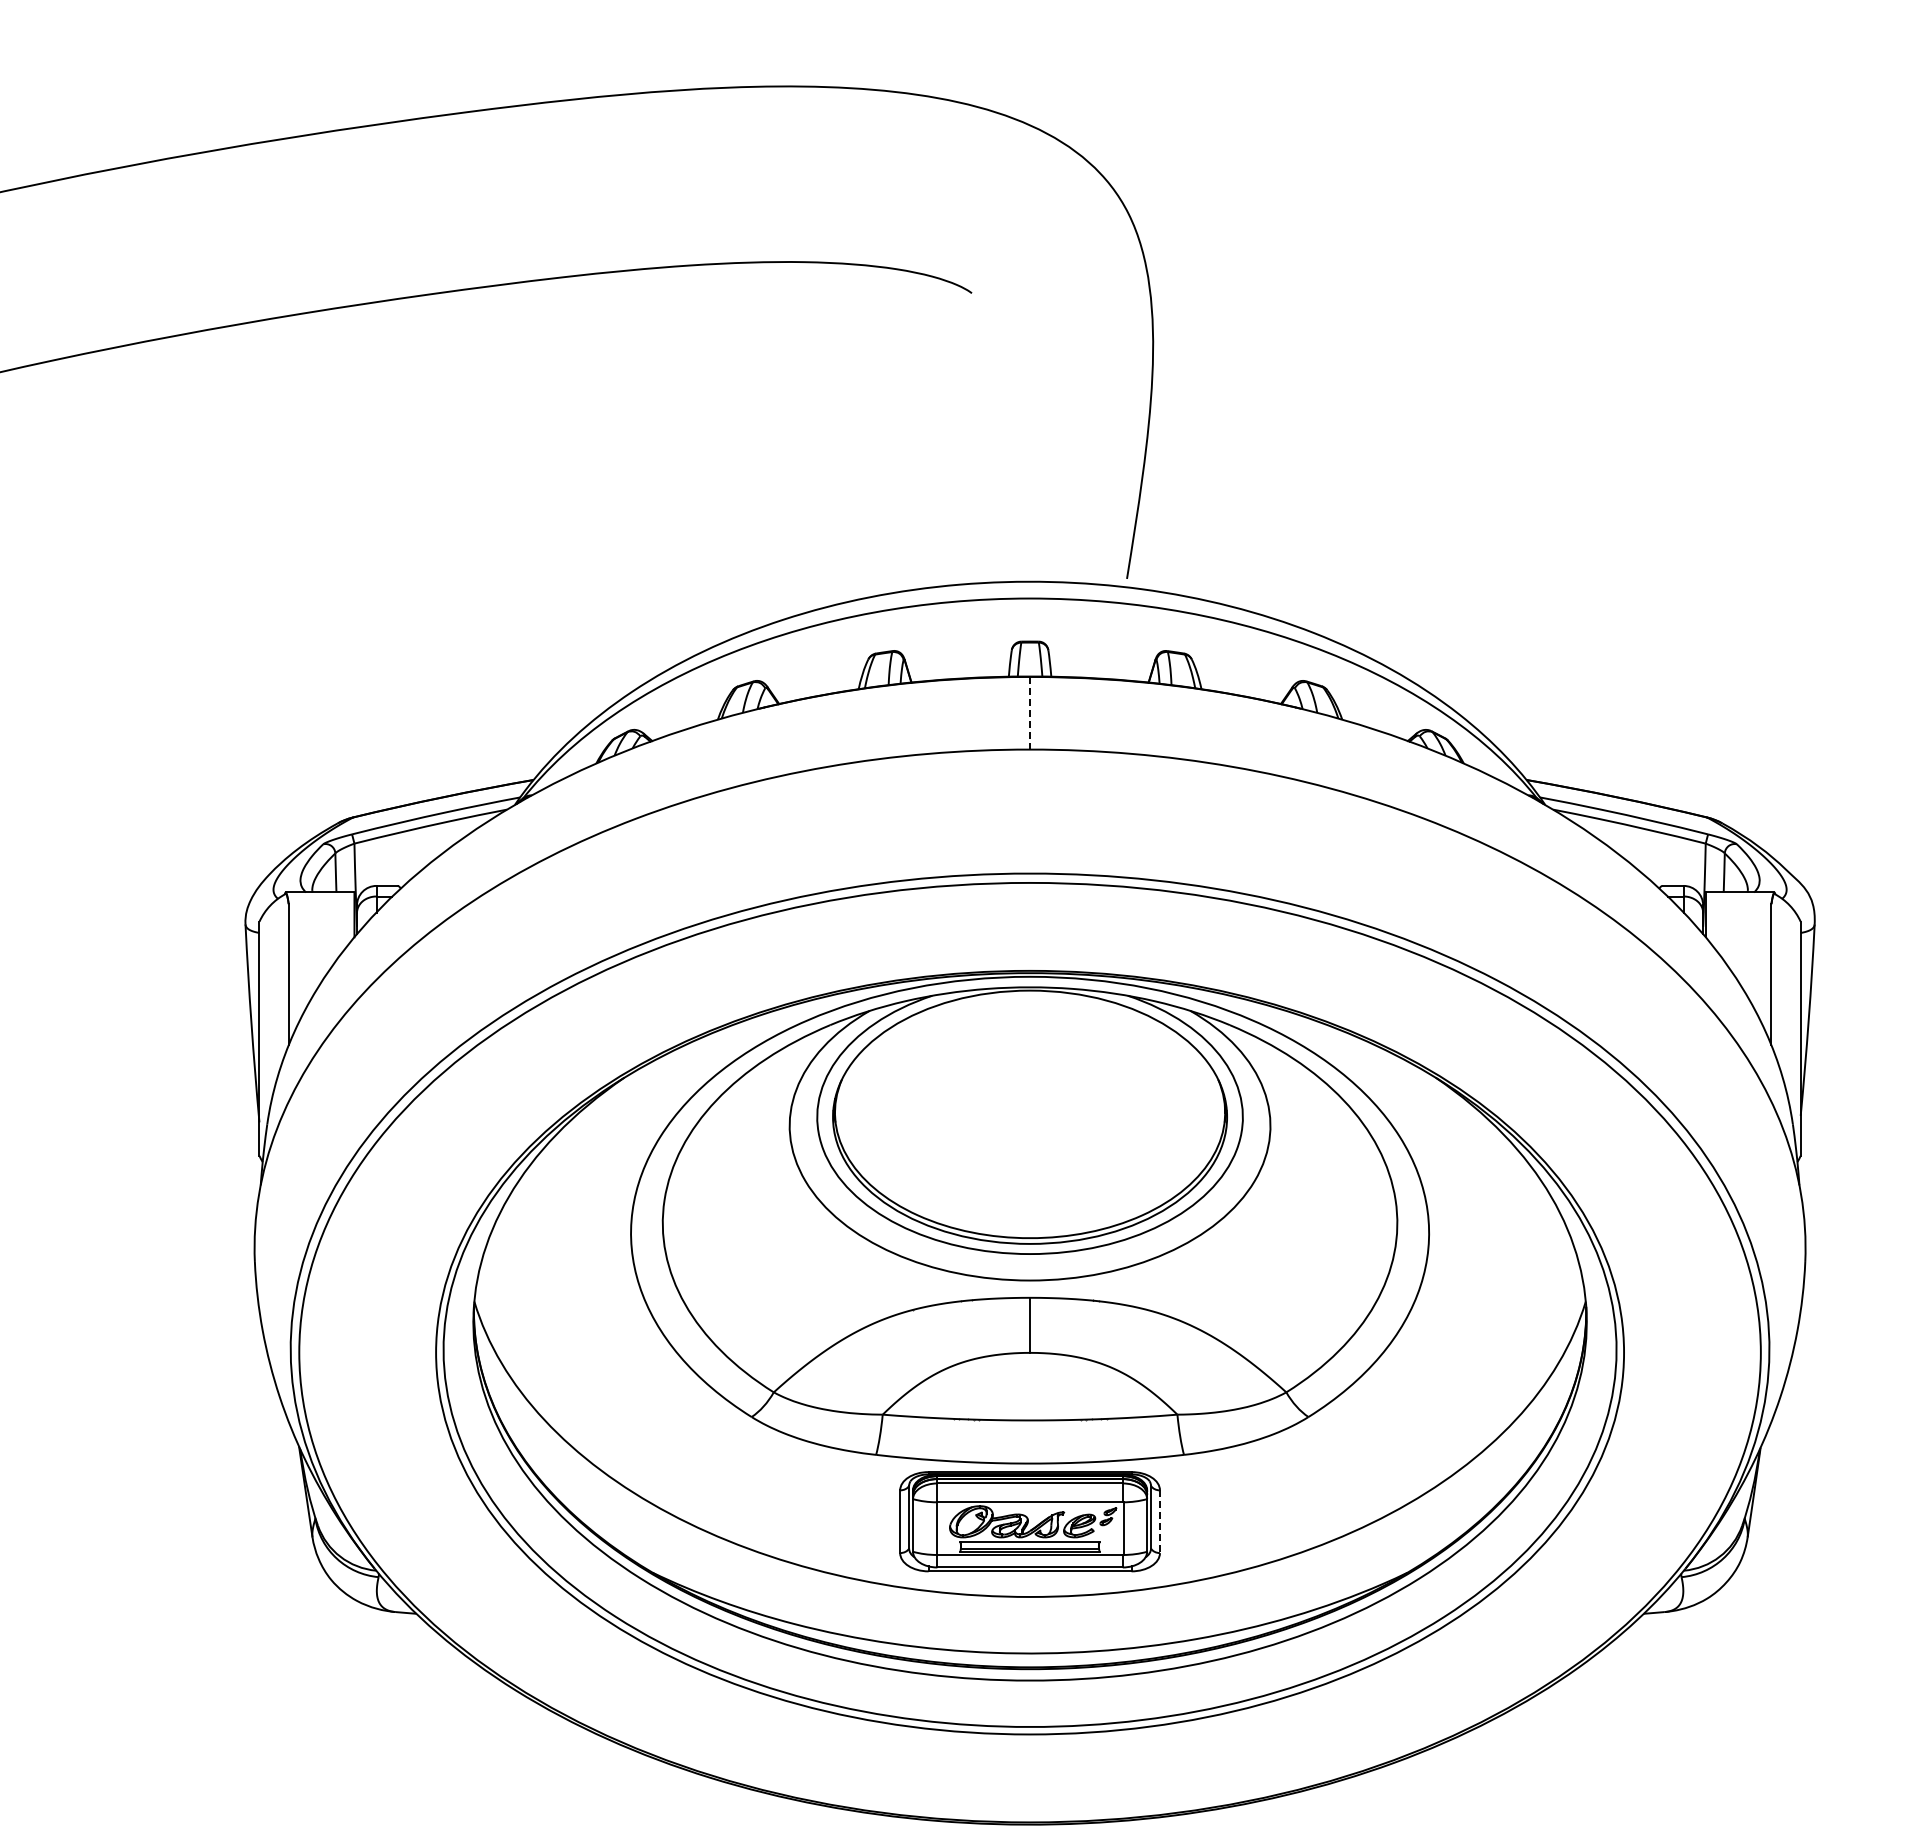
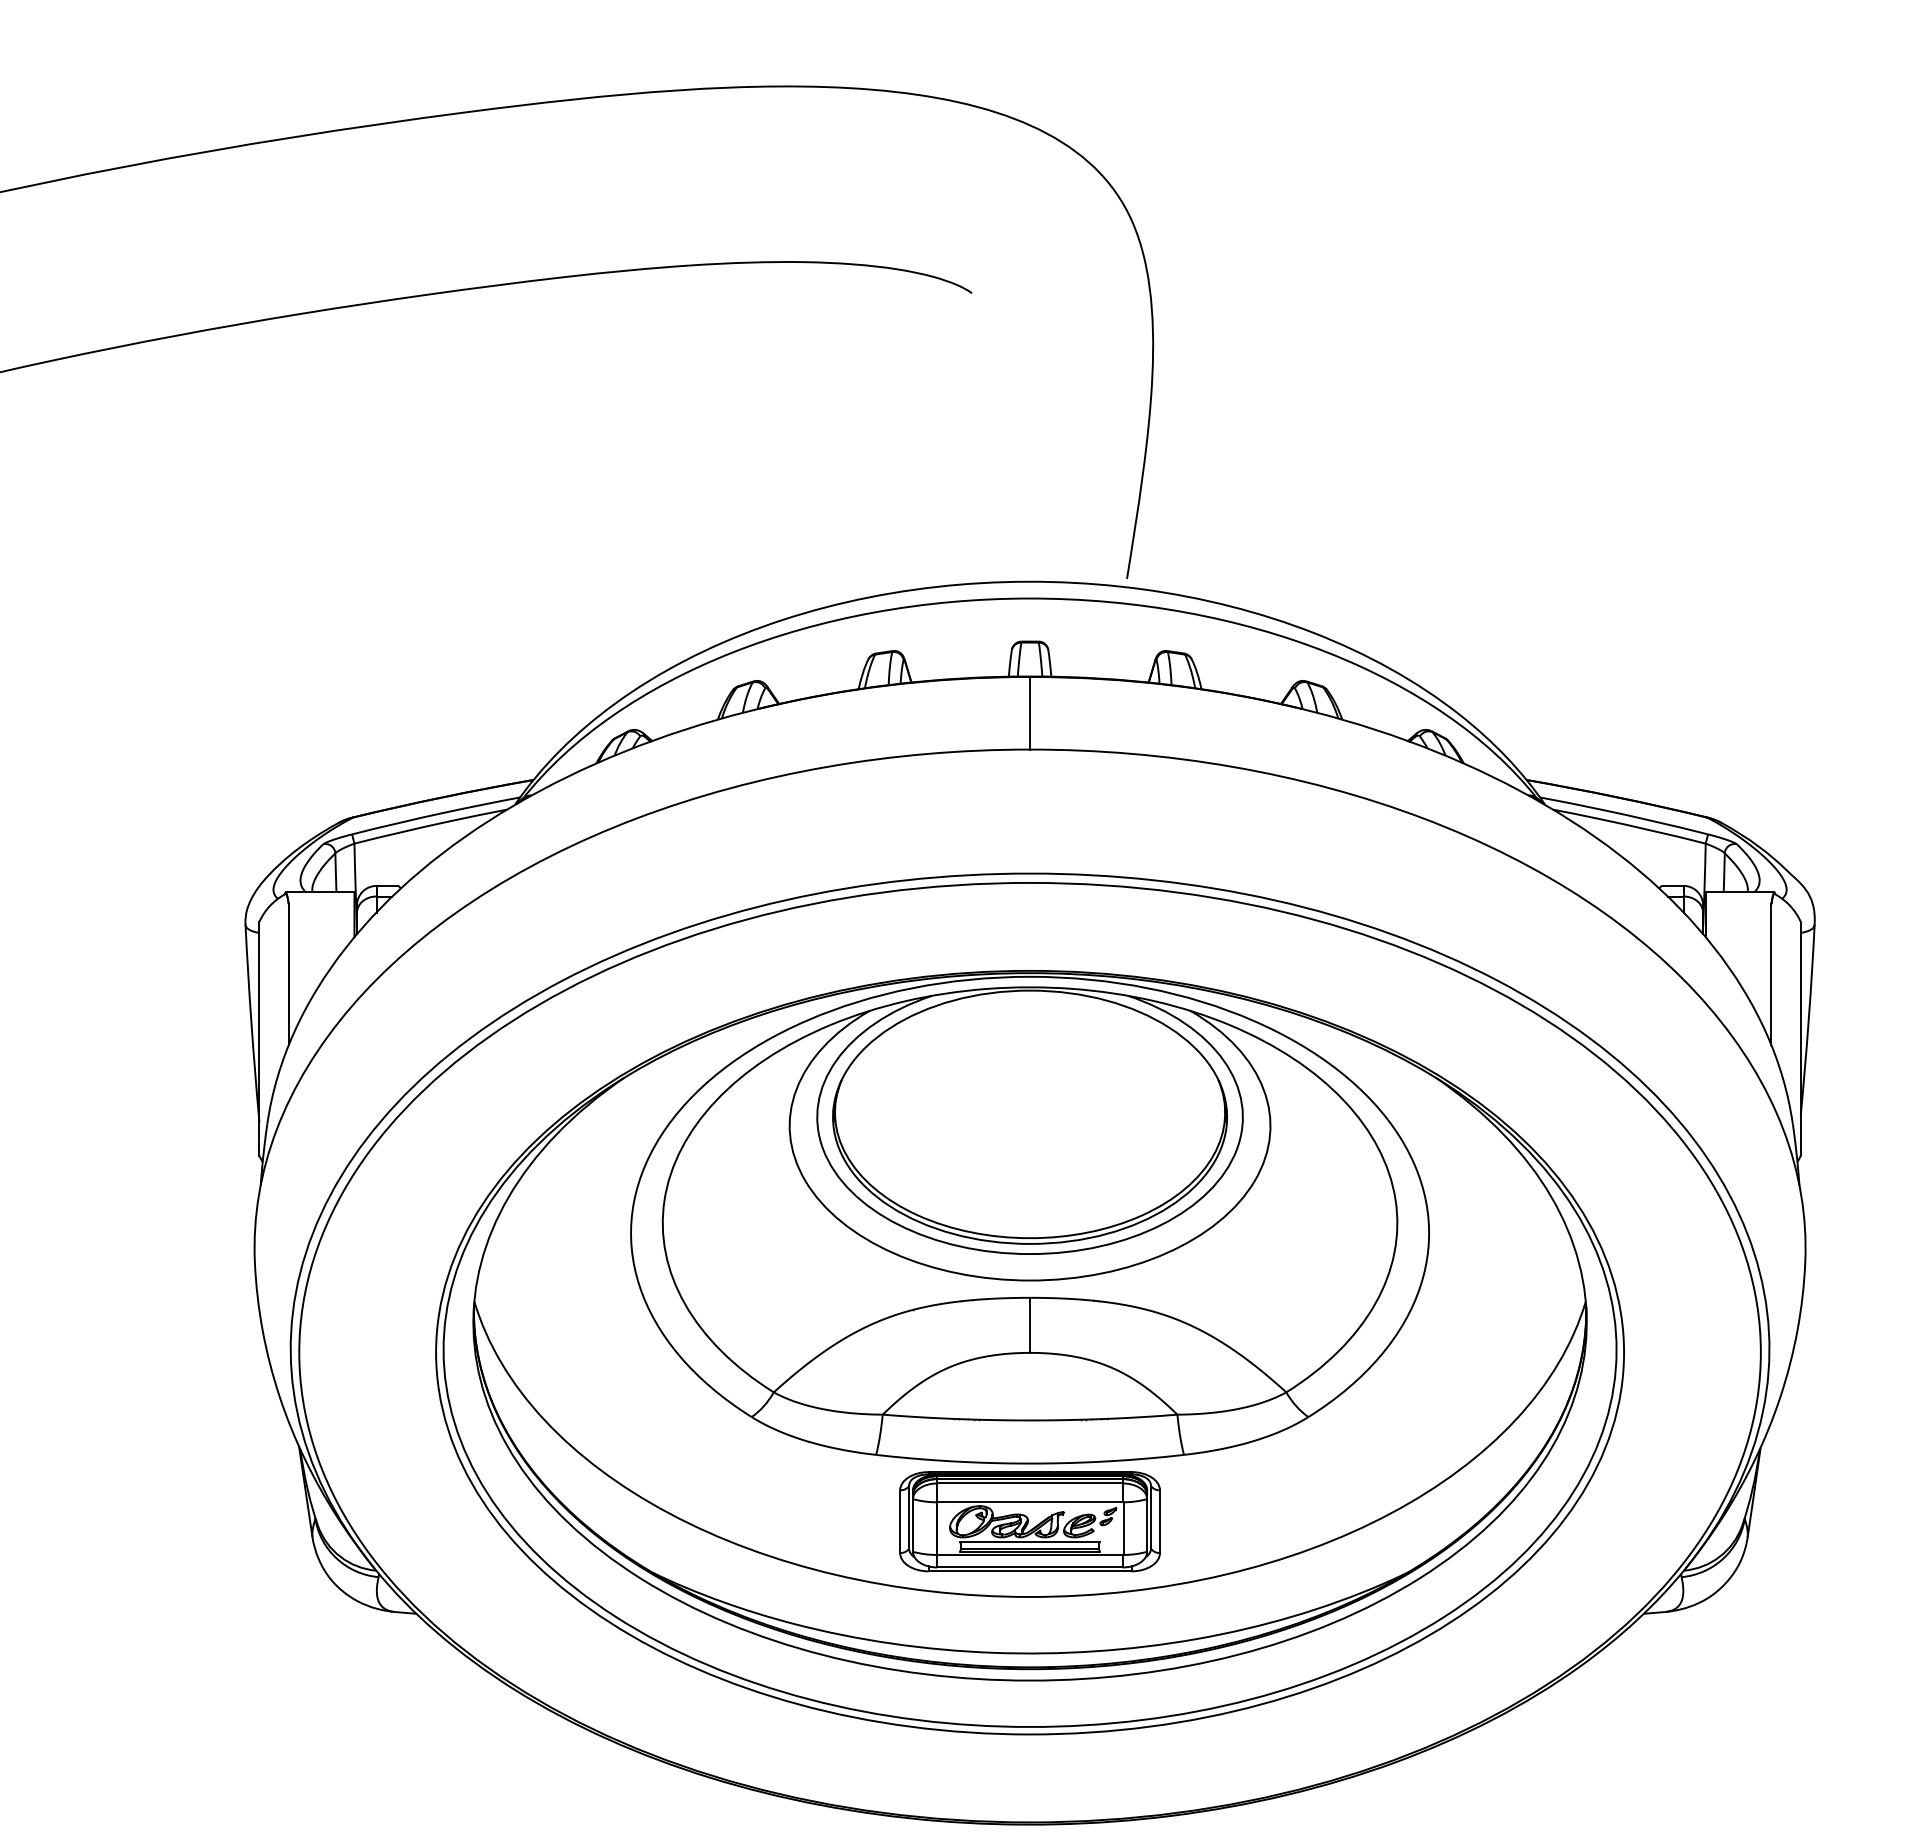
line: dashed -> solid (1030, 712)
line: dashed -> solid (1159, 1522)
